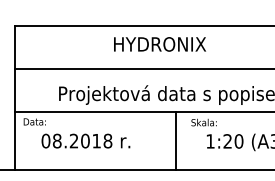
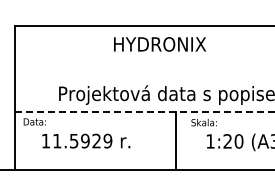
line: present -> none (142, 69)
line: solid -> dashed (144, 112)
text: 08.2018 -> 11.5929 (76, 140)
